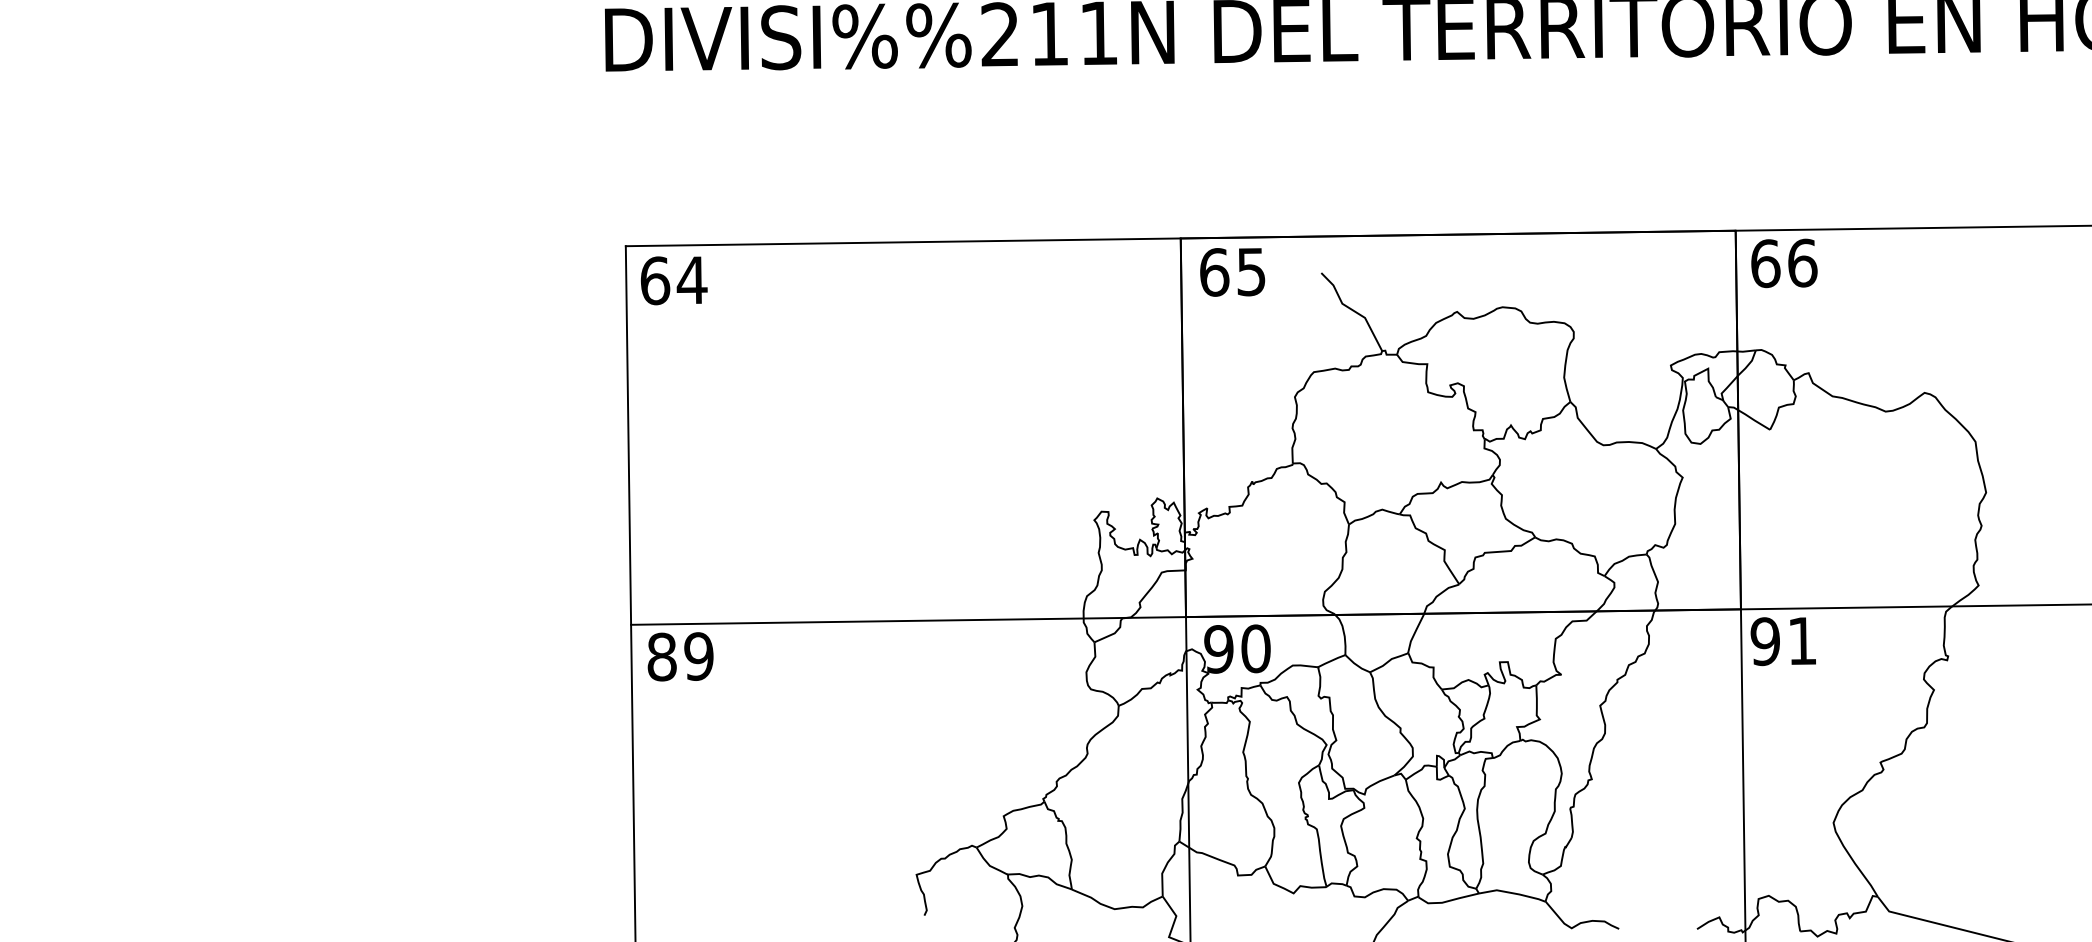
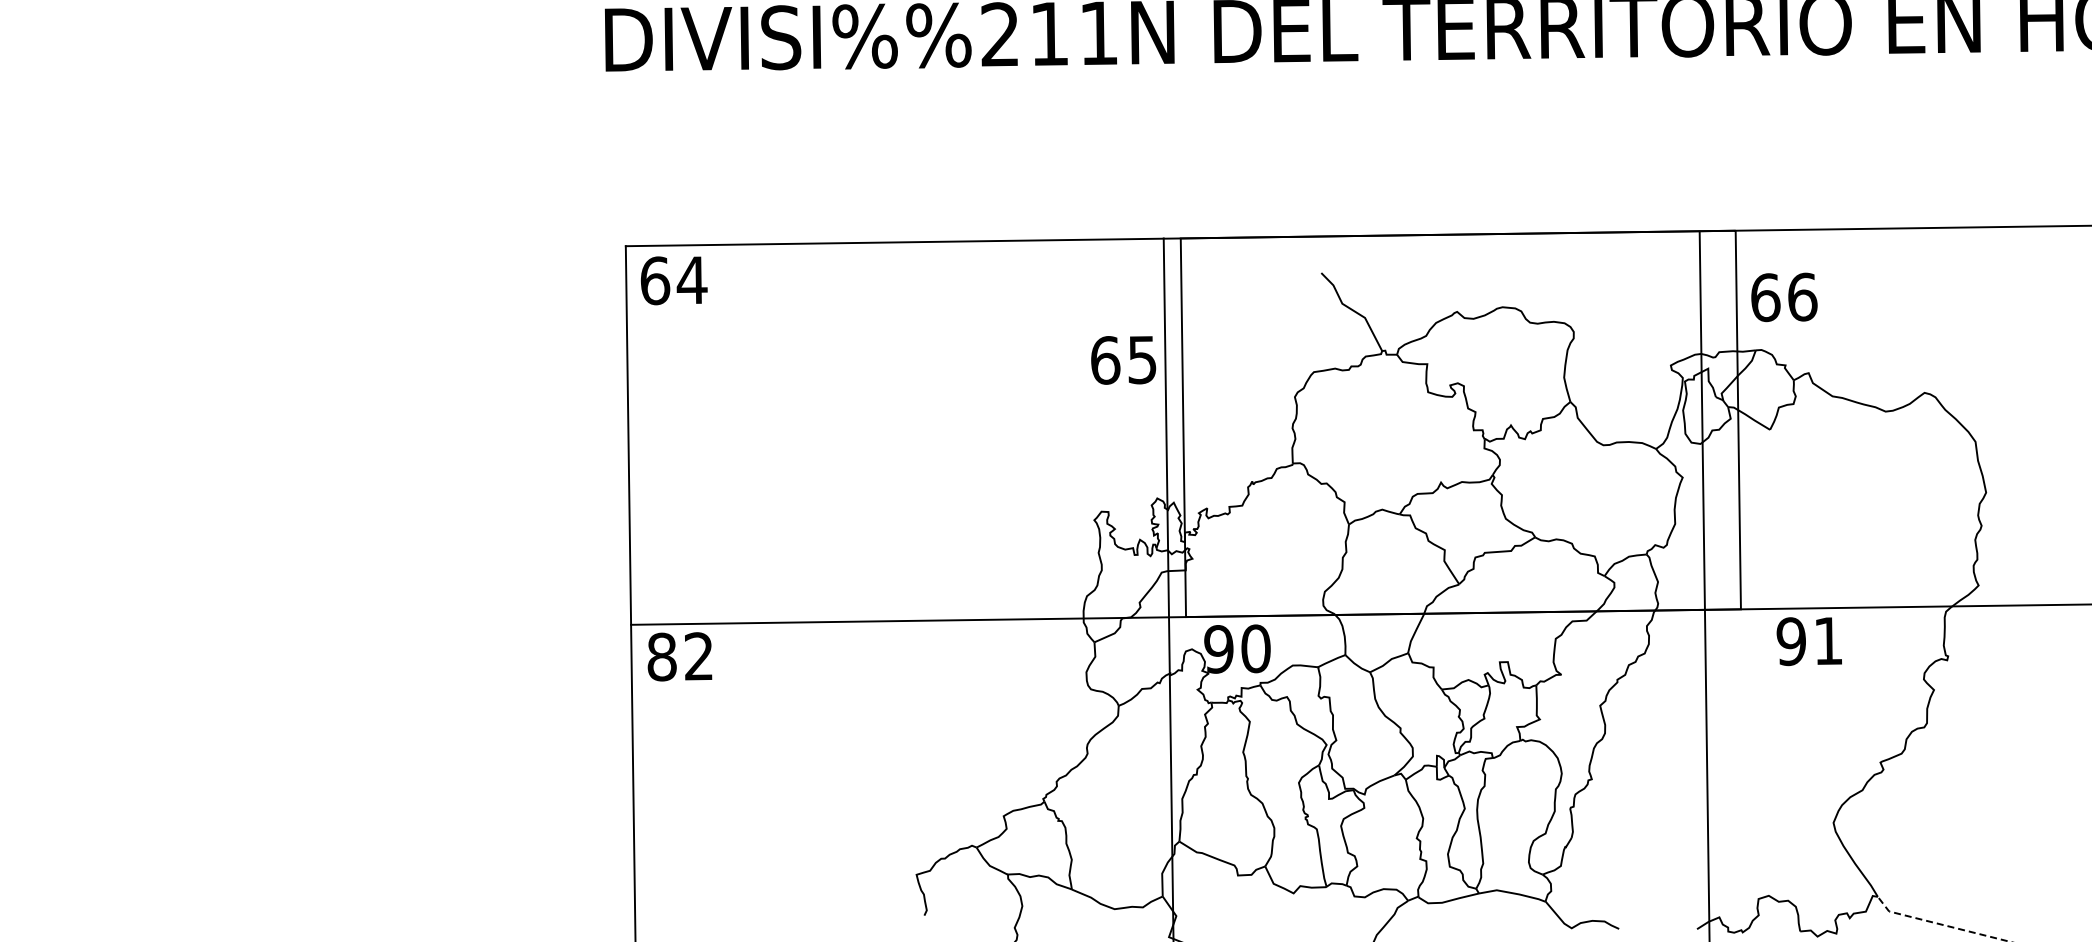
text position: (1784, 263) -> (1784, 297) (1784, 297)
text position: (1232, 272) -> (1123, 360) (1123, 360)
line position: (1740, 584) -> (1704, 584) (1704, 584)
line position: (1185, 588) -> (1168, 588) (1168, 588)
text position: (1782, 641) -> (1808, 641) (1808, 641)
text: 89 -> 82 (698, 656)
line: solid -> dashed (1940, 924)
